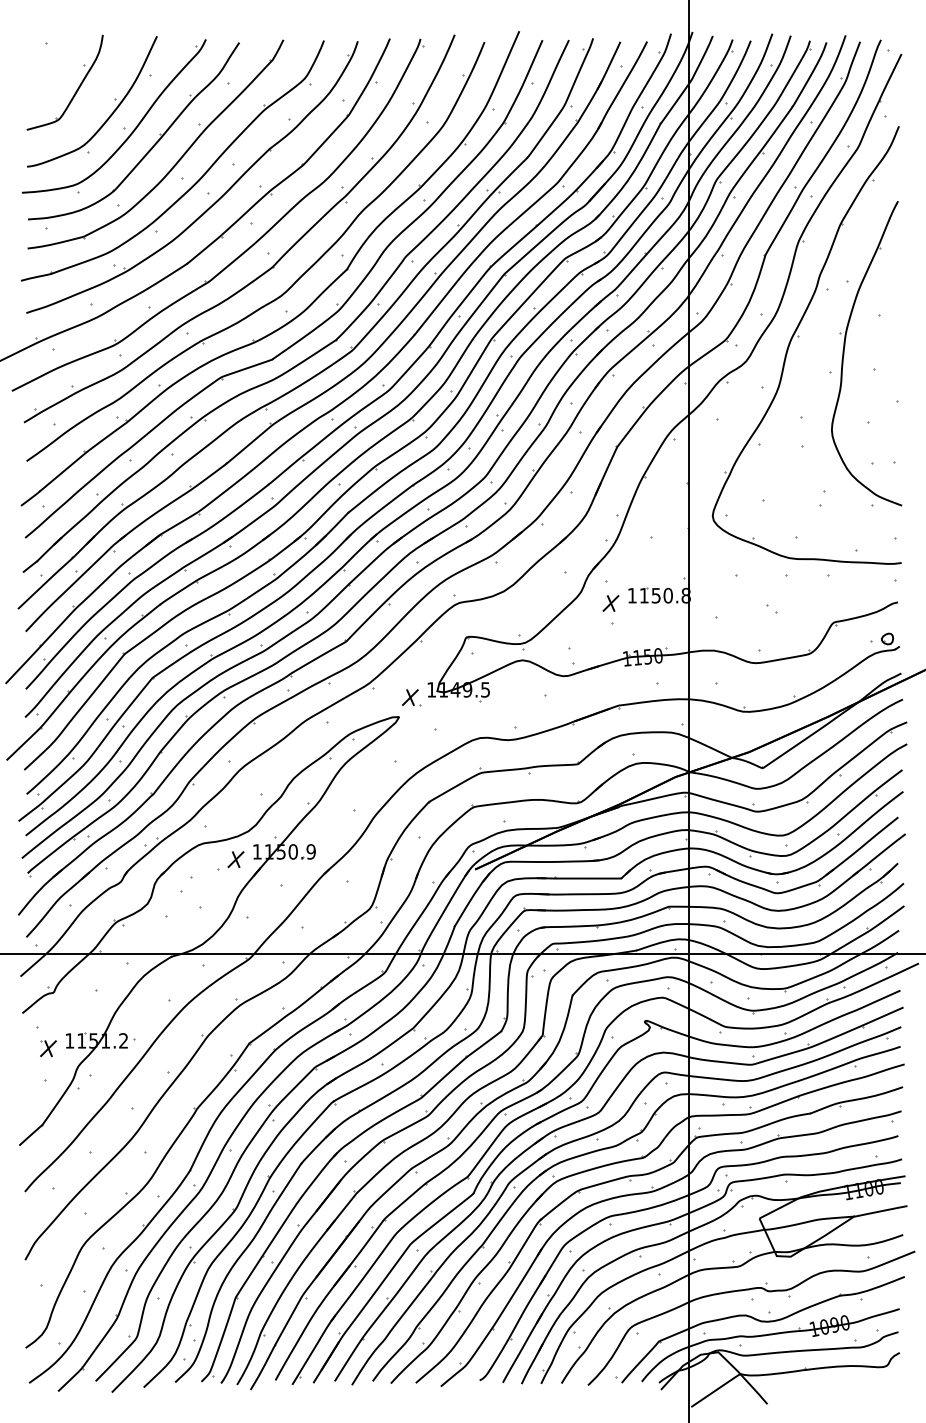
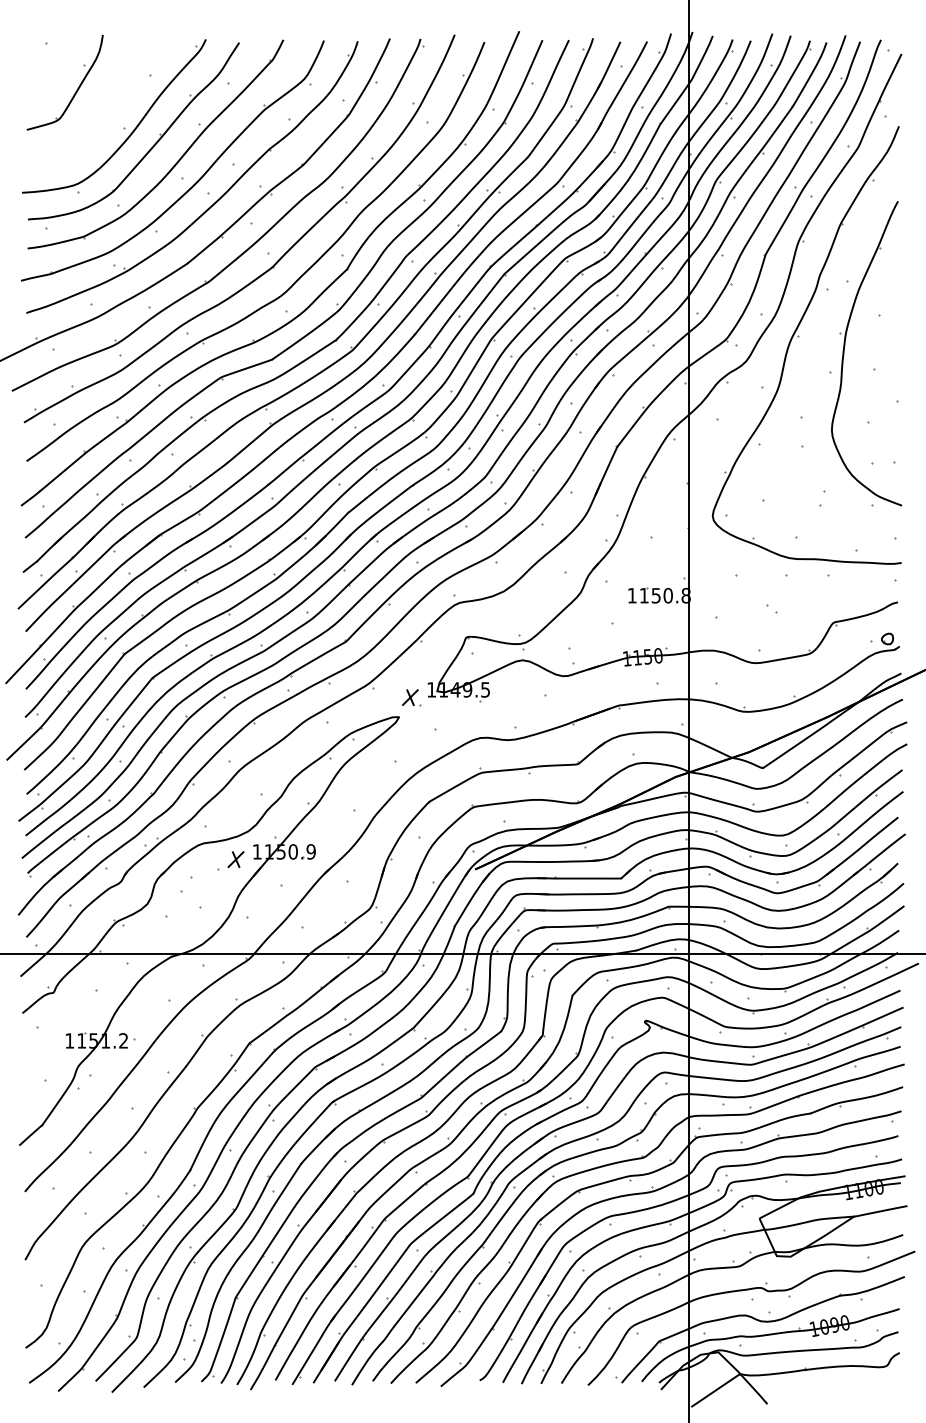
part: present -> none (109, 115)
part: present -> none (610, 603)
part: present -> none (48, 1048)
